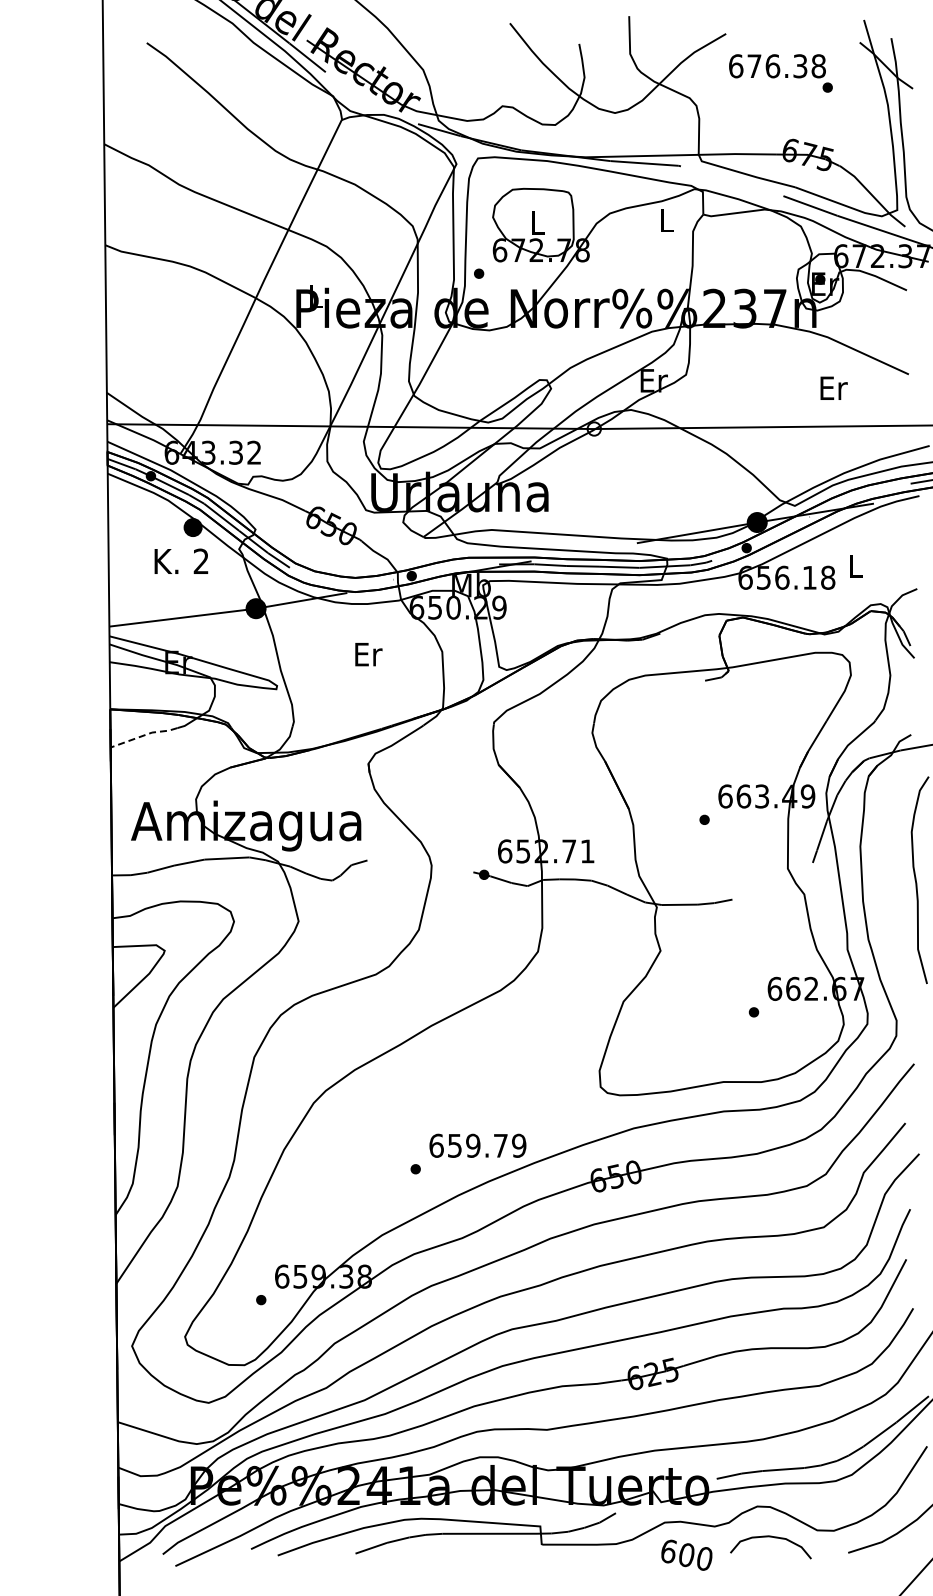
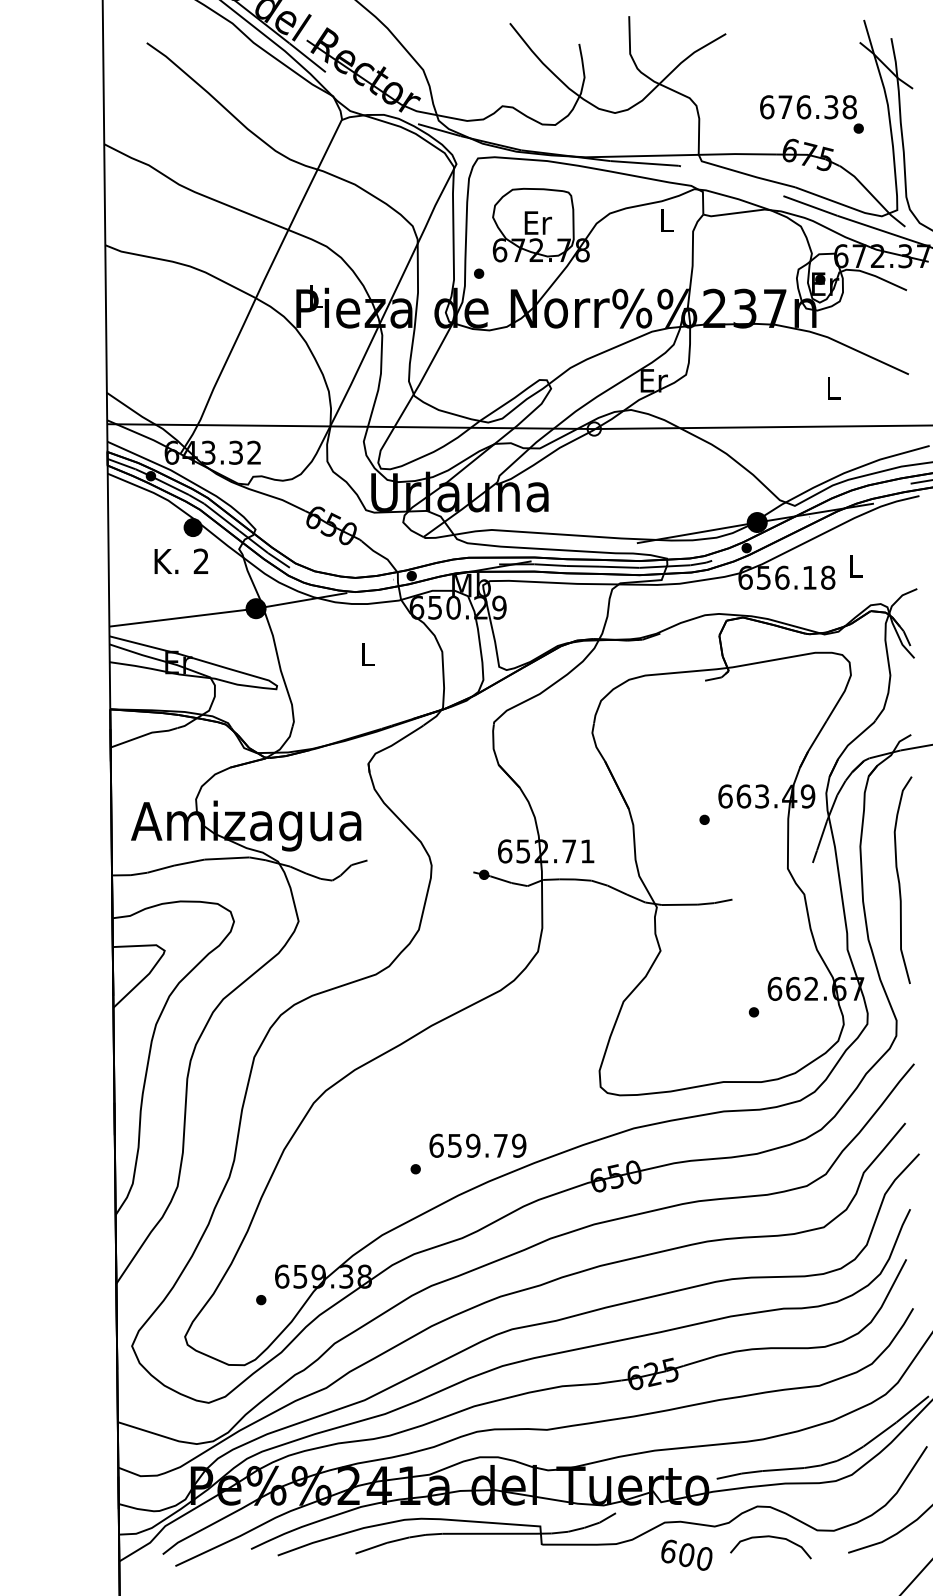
text position: (780, 73) -> (811, 114) (811, 114)
text: L -> Er (537, 222)
text: Er -> L (833, 387)
text: Er -> L (368, 654)
line: dashed -> solid (144, 735)
curve position: (916, 879) -> (899, 879) (899, 879)
